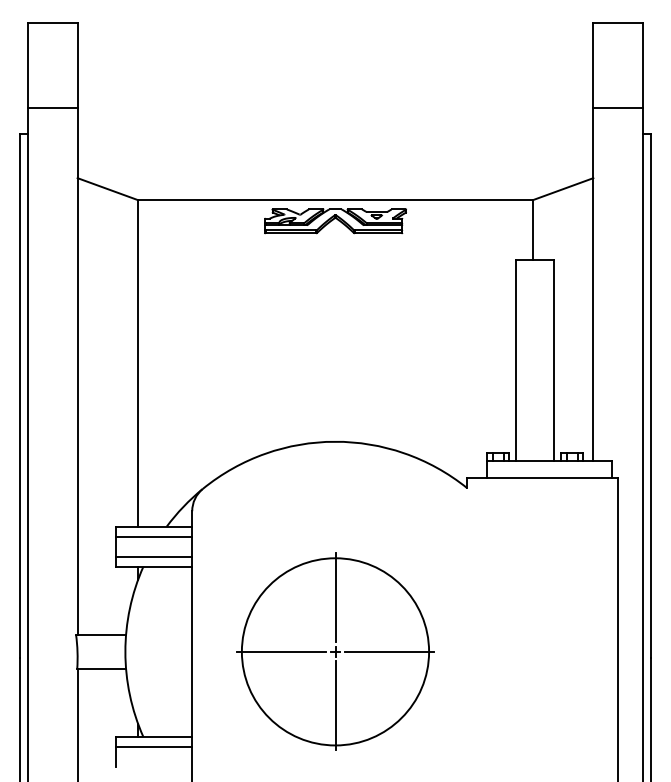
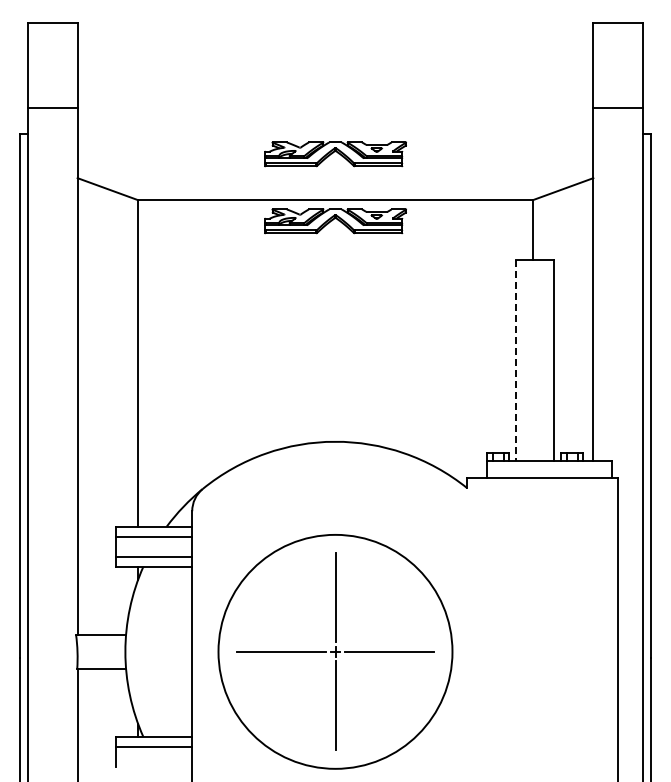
part: none -> present (335, 154)
line: solid -> dashed (515, 361)
circle diameter: 187 px -> 234 px (335, 651)
